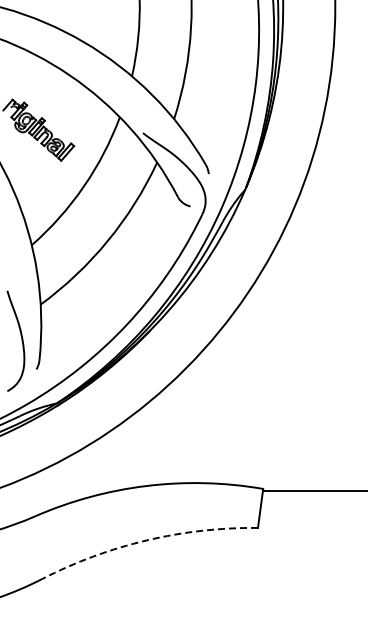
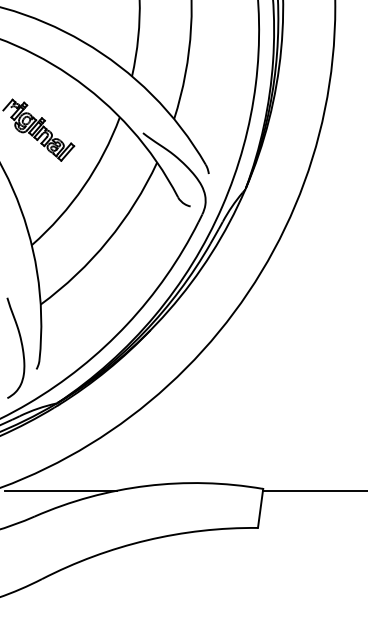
curve position: (21, 340) -> (21, 347) (21, 347)
line: none -> present (60, 490)
arc: dashed -> solid (146, 540)
